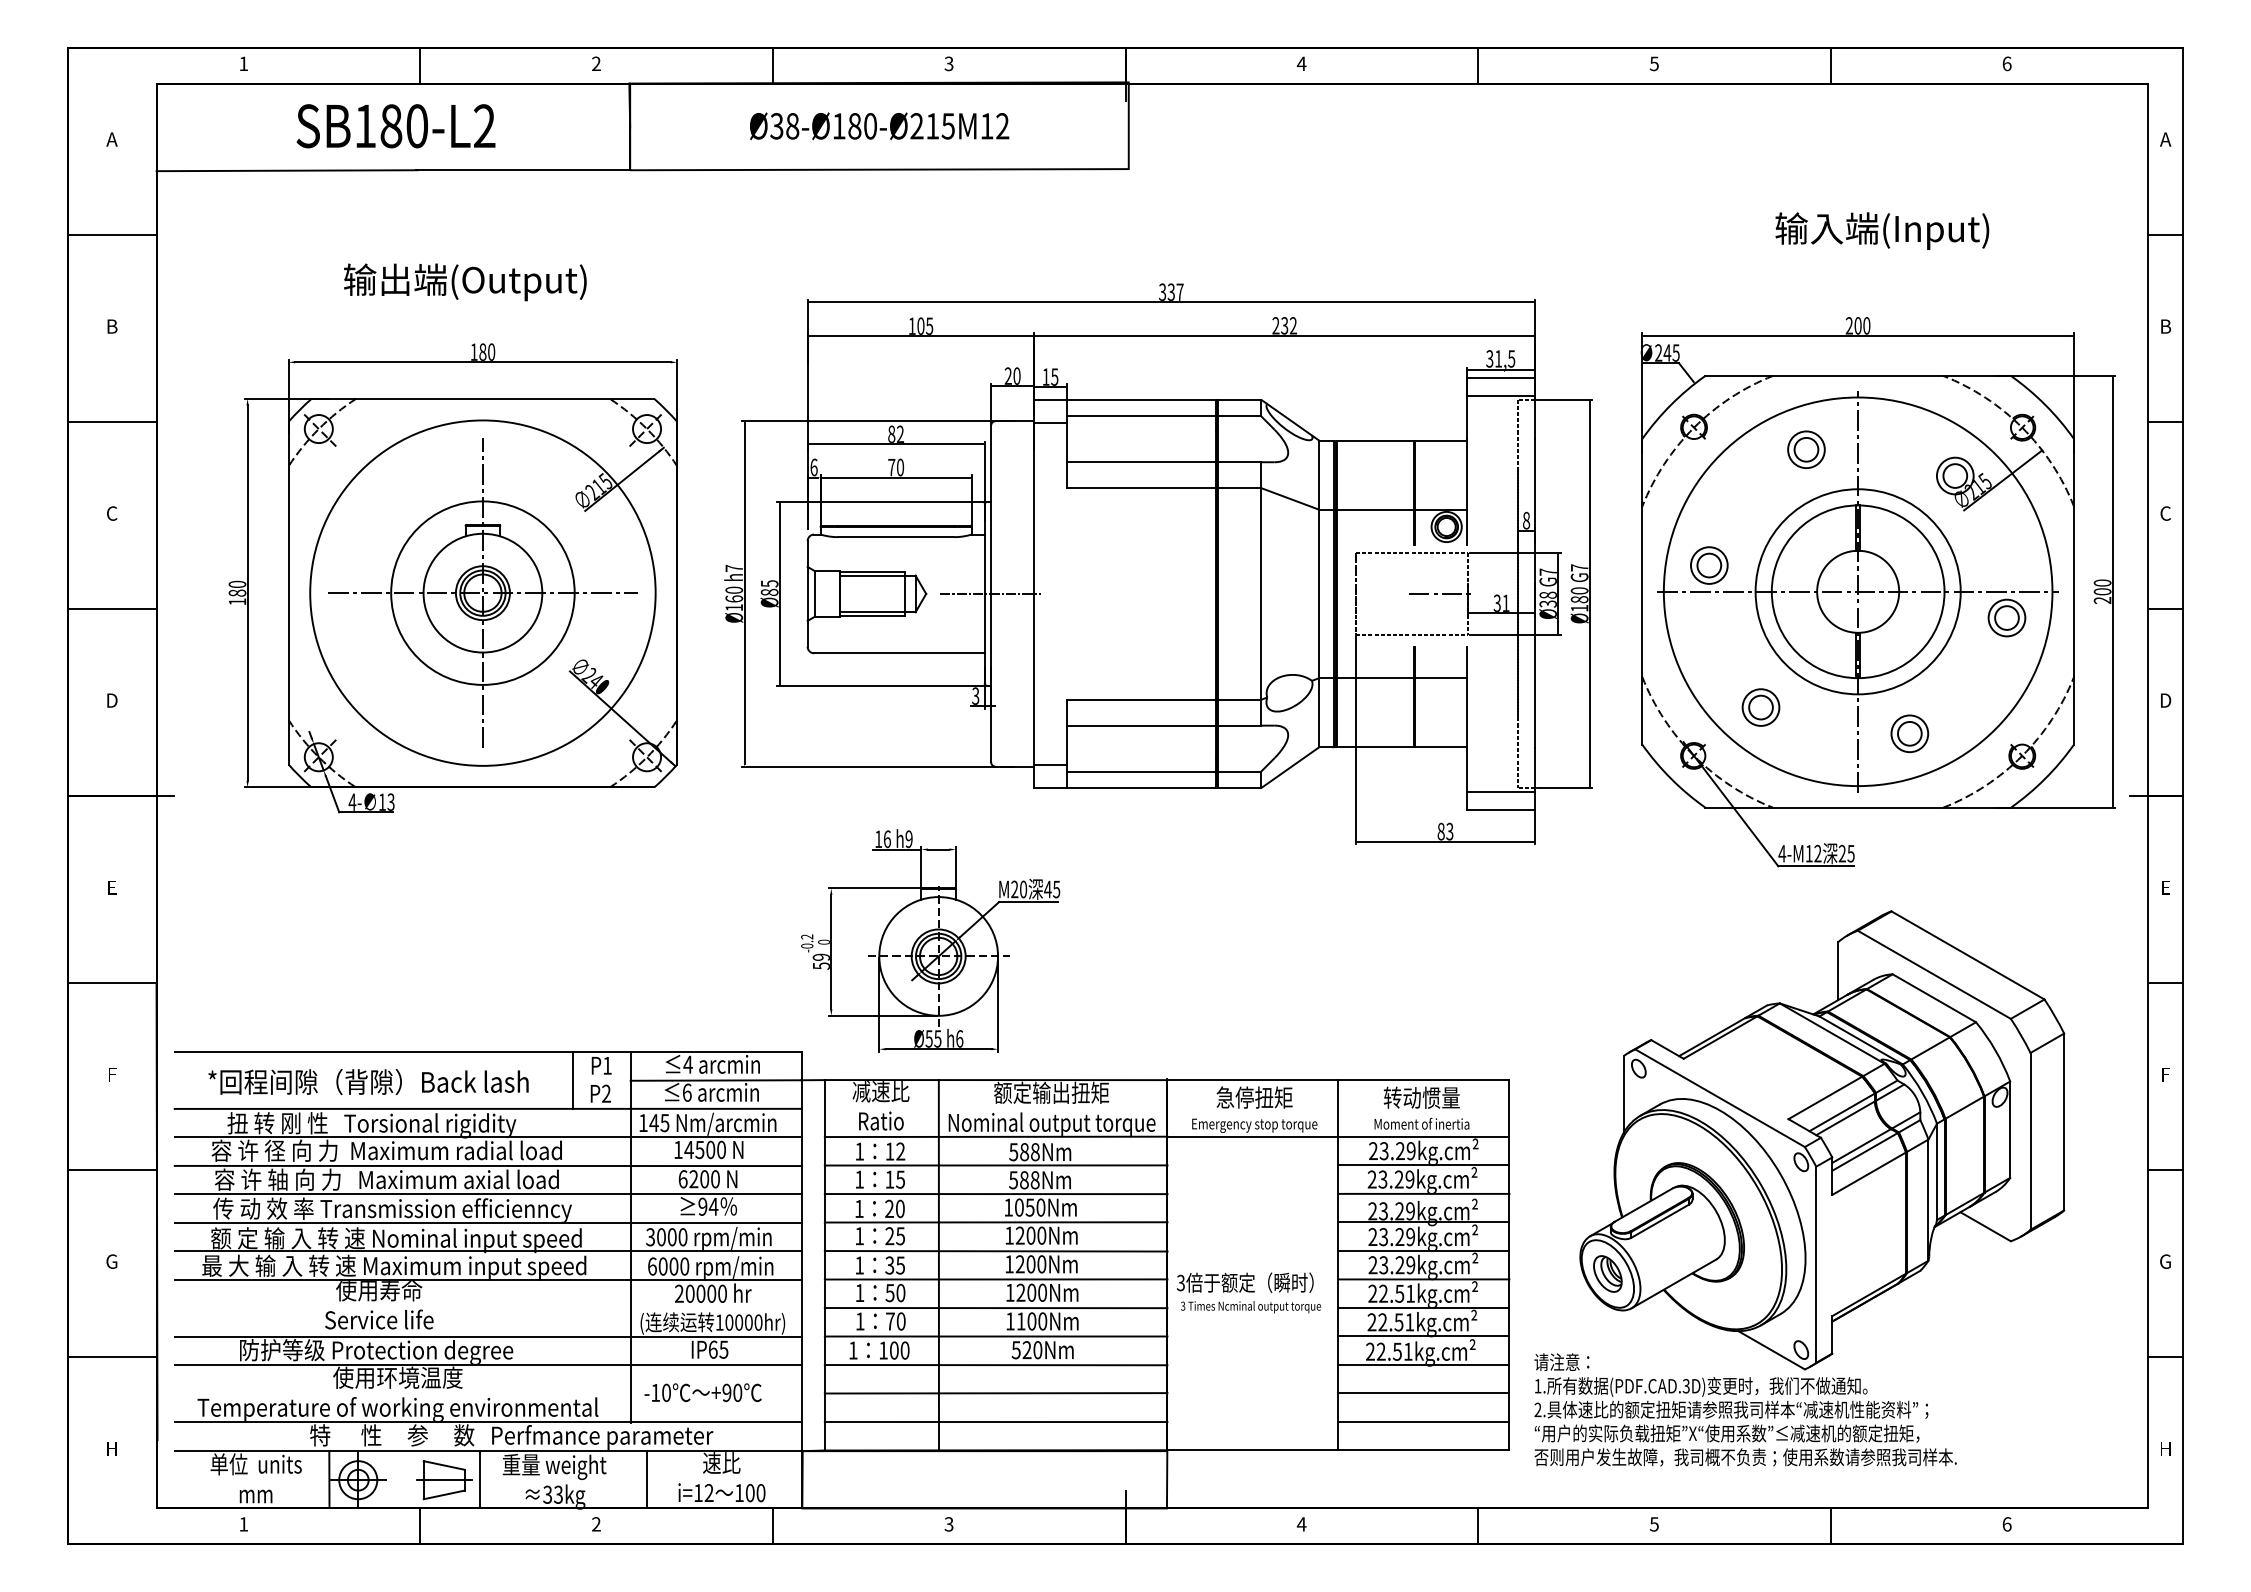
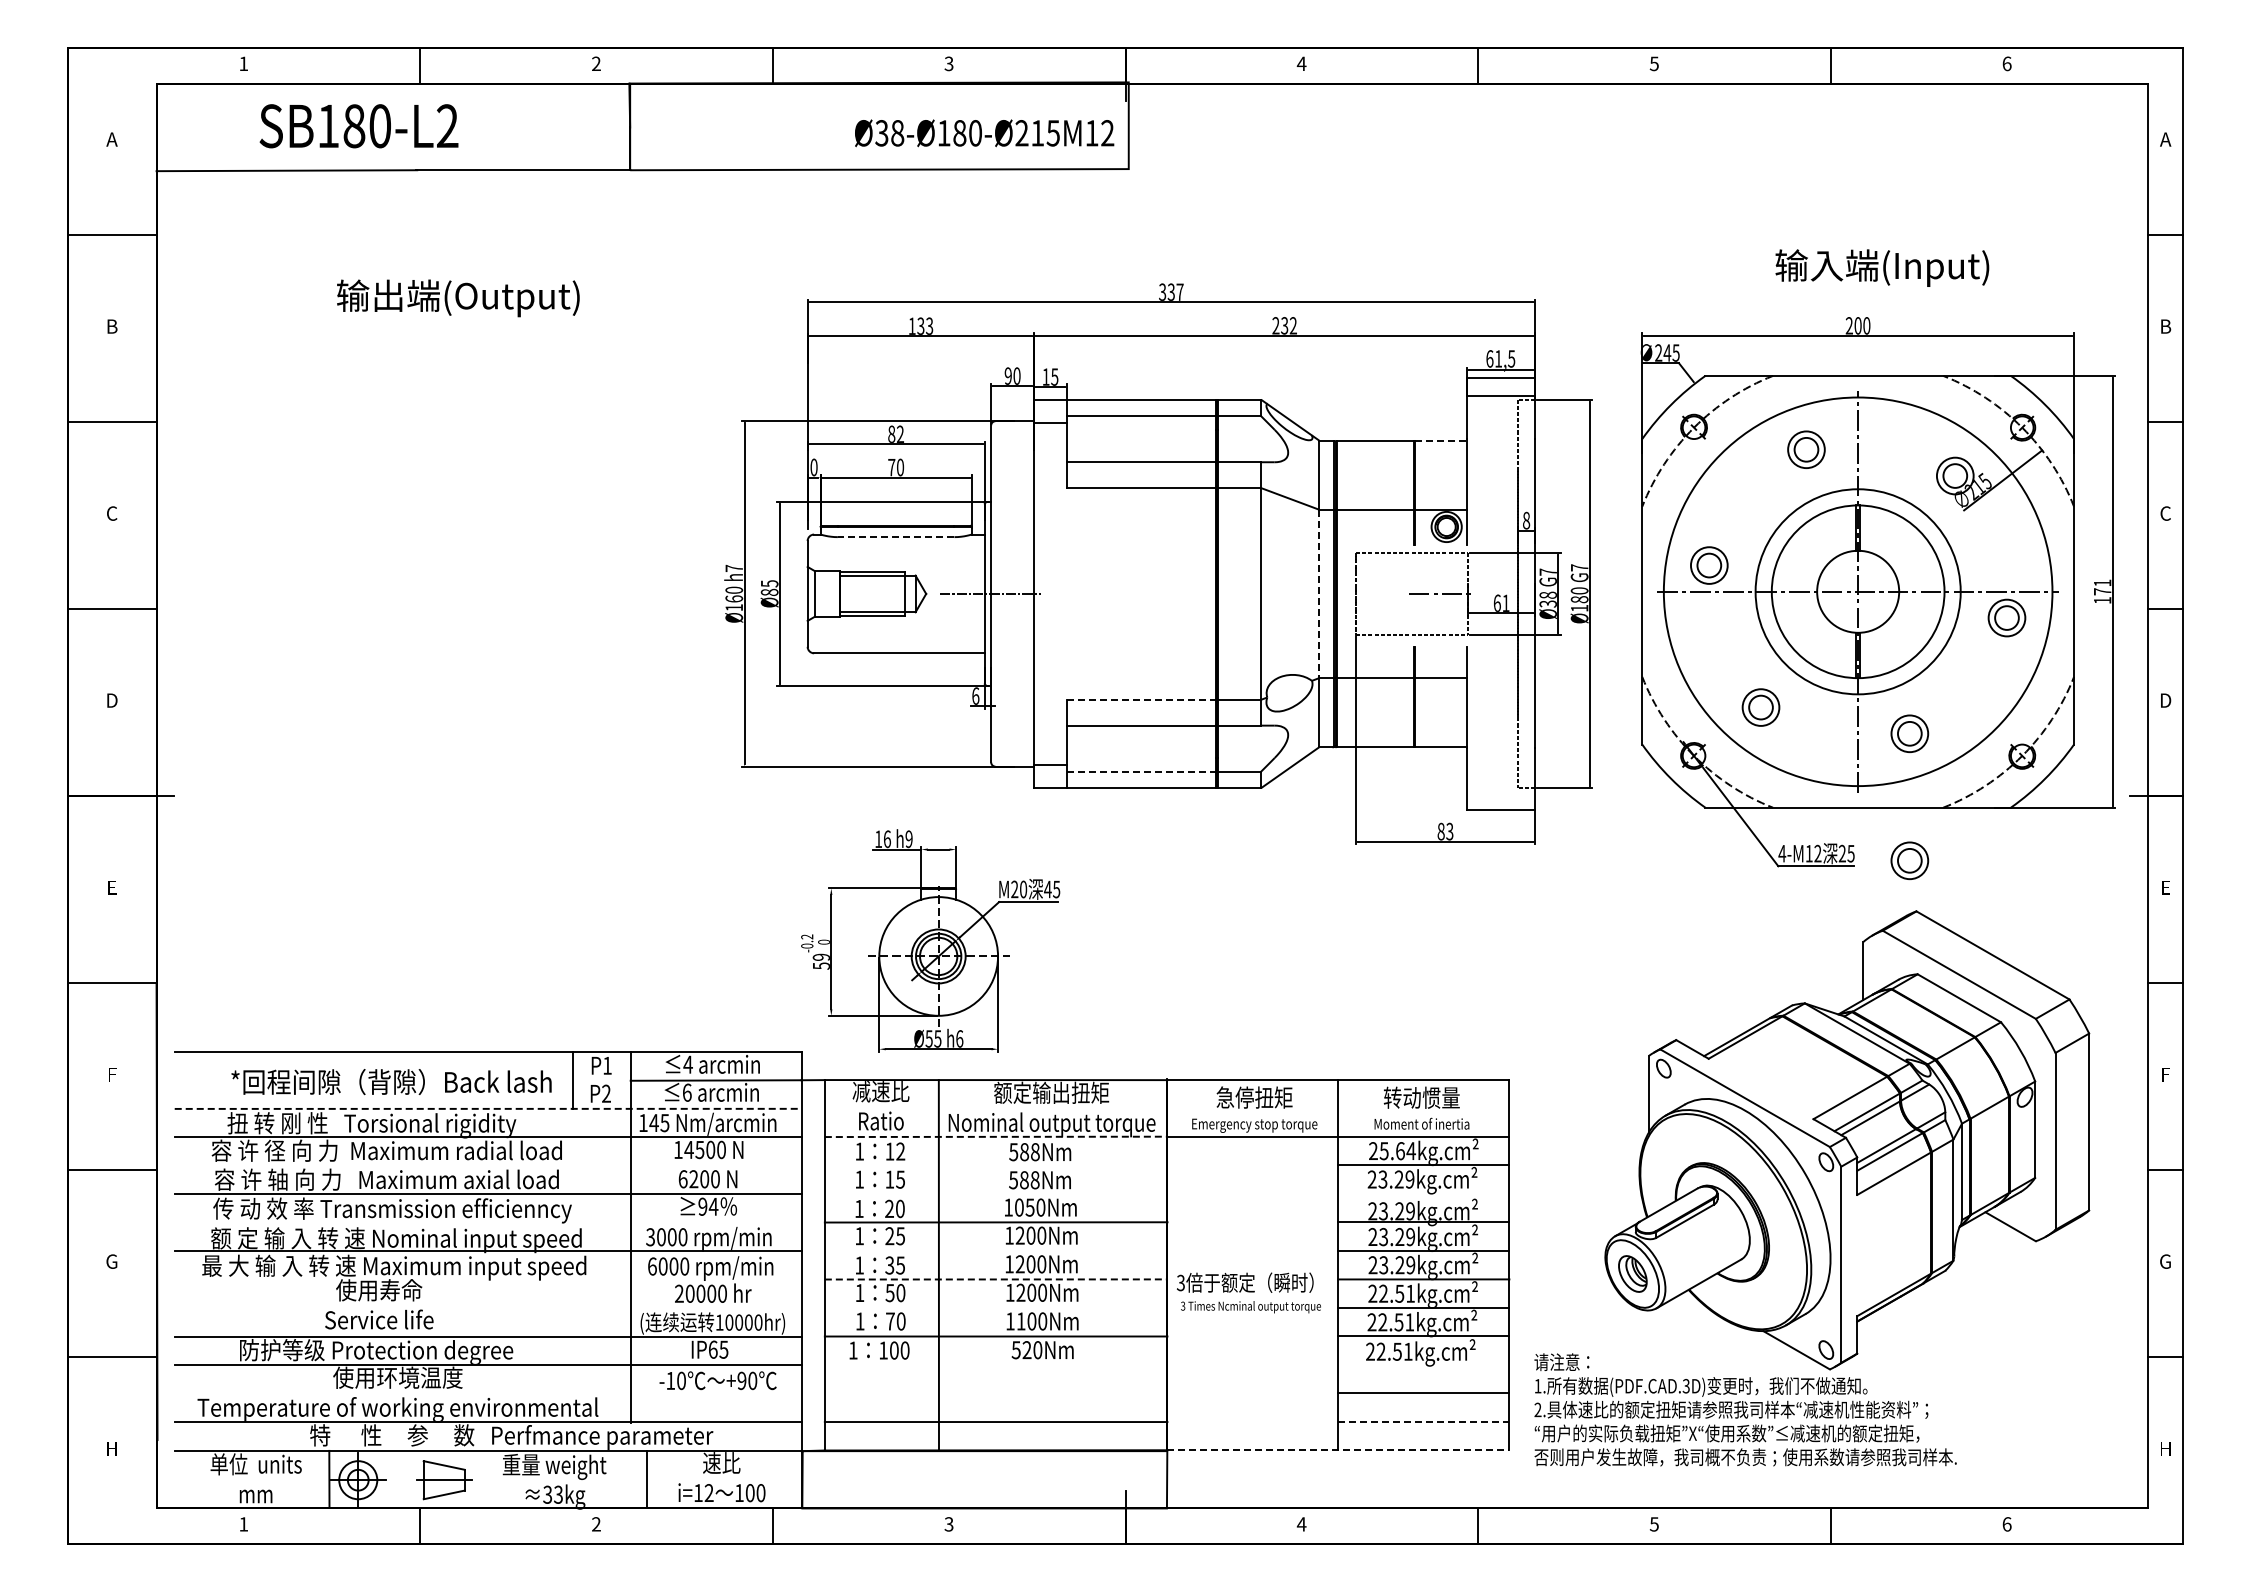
text position: (395, 126) -> (358, 126) (358, 126)
text position: (879, 126) -> (984, 133) (984, 133)
text position: (1882, 230) -> (1882, 267) (1882, 267)
text position: (465, 282) -> (458, 298) (458, 298)
text: 105 -> 133 (925, 325)
text: 31,5 -> 61,5 (1489, 358)
text: 20 -> 90 (1007, 376)
line: solid -> dashed (1441, 440)
text: 6 -> 0 (813, 467)
line: solid -> dashed (895, 537)
part: present -> none (452, 578)
text: 200 -> 171 (2102, 591)
line: solid -> dashed (1319, 594)
text: 31 -> 61 (1496, 602)
text: 3 -> 6 (975, 695)
line: solid -> dashed (1141, 699)
line: solid -> dashed (1141, 771)
line: present -> none (1501, 791)
part: none -> present (1909, 860)
text position: (368, 1082) -> (391, 1082) (391, 1082)
line: solid -> dashed (488, 1108)
line: solid -> dashed (996, 1136)
part position: (1822, 1140) -> (1847, 1140) (1847, 1140)
text: 23.29kg.cm -> 25.64kg.cm (1397, 1151)
line: present -> none (487, 1165)
line: present -> none (995, 1165)
line: present -> none (1423, 1193)
line: present -> none (995, 1194)
line: present -> none (487, 1222)
line: present -> none (995, 1251)
line: present -> none (487, 1279)
line: solid -> dashed (996, 1279)
line: present -> none (995, 1308)
line: present -> none (1423, 1364)
line: present -> none (995, 1365)
text position: (702, 1392) -> (717, 1380) (717, 1380)
line: present -> none (995, 1393)
line: solid -> dashed (1424, 1421)
line: solid -> dashed (1338, 1450)
line: present -> none (479, 1478)
